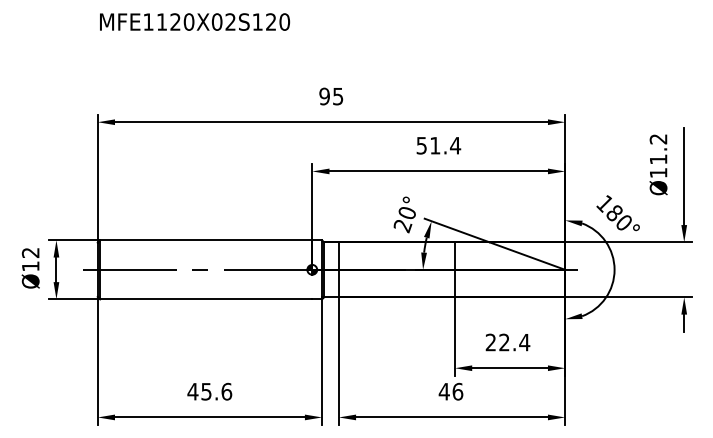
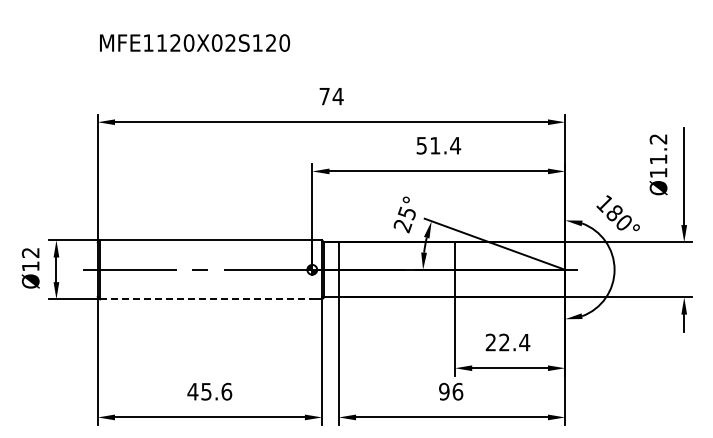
text position: (195, 21) -> (195, 42) (195, 42)
text: 95 -> 74 (331, 96)
text: 20° -> 25° (406, 213)
line: solid -> dashed (206, 299)
text: 46 -> 96 (443, 391)
